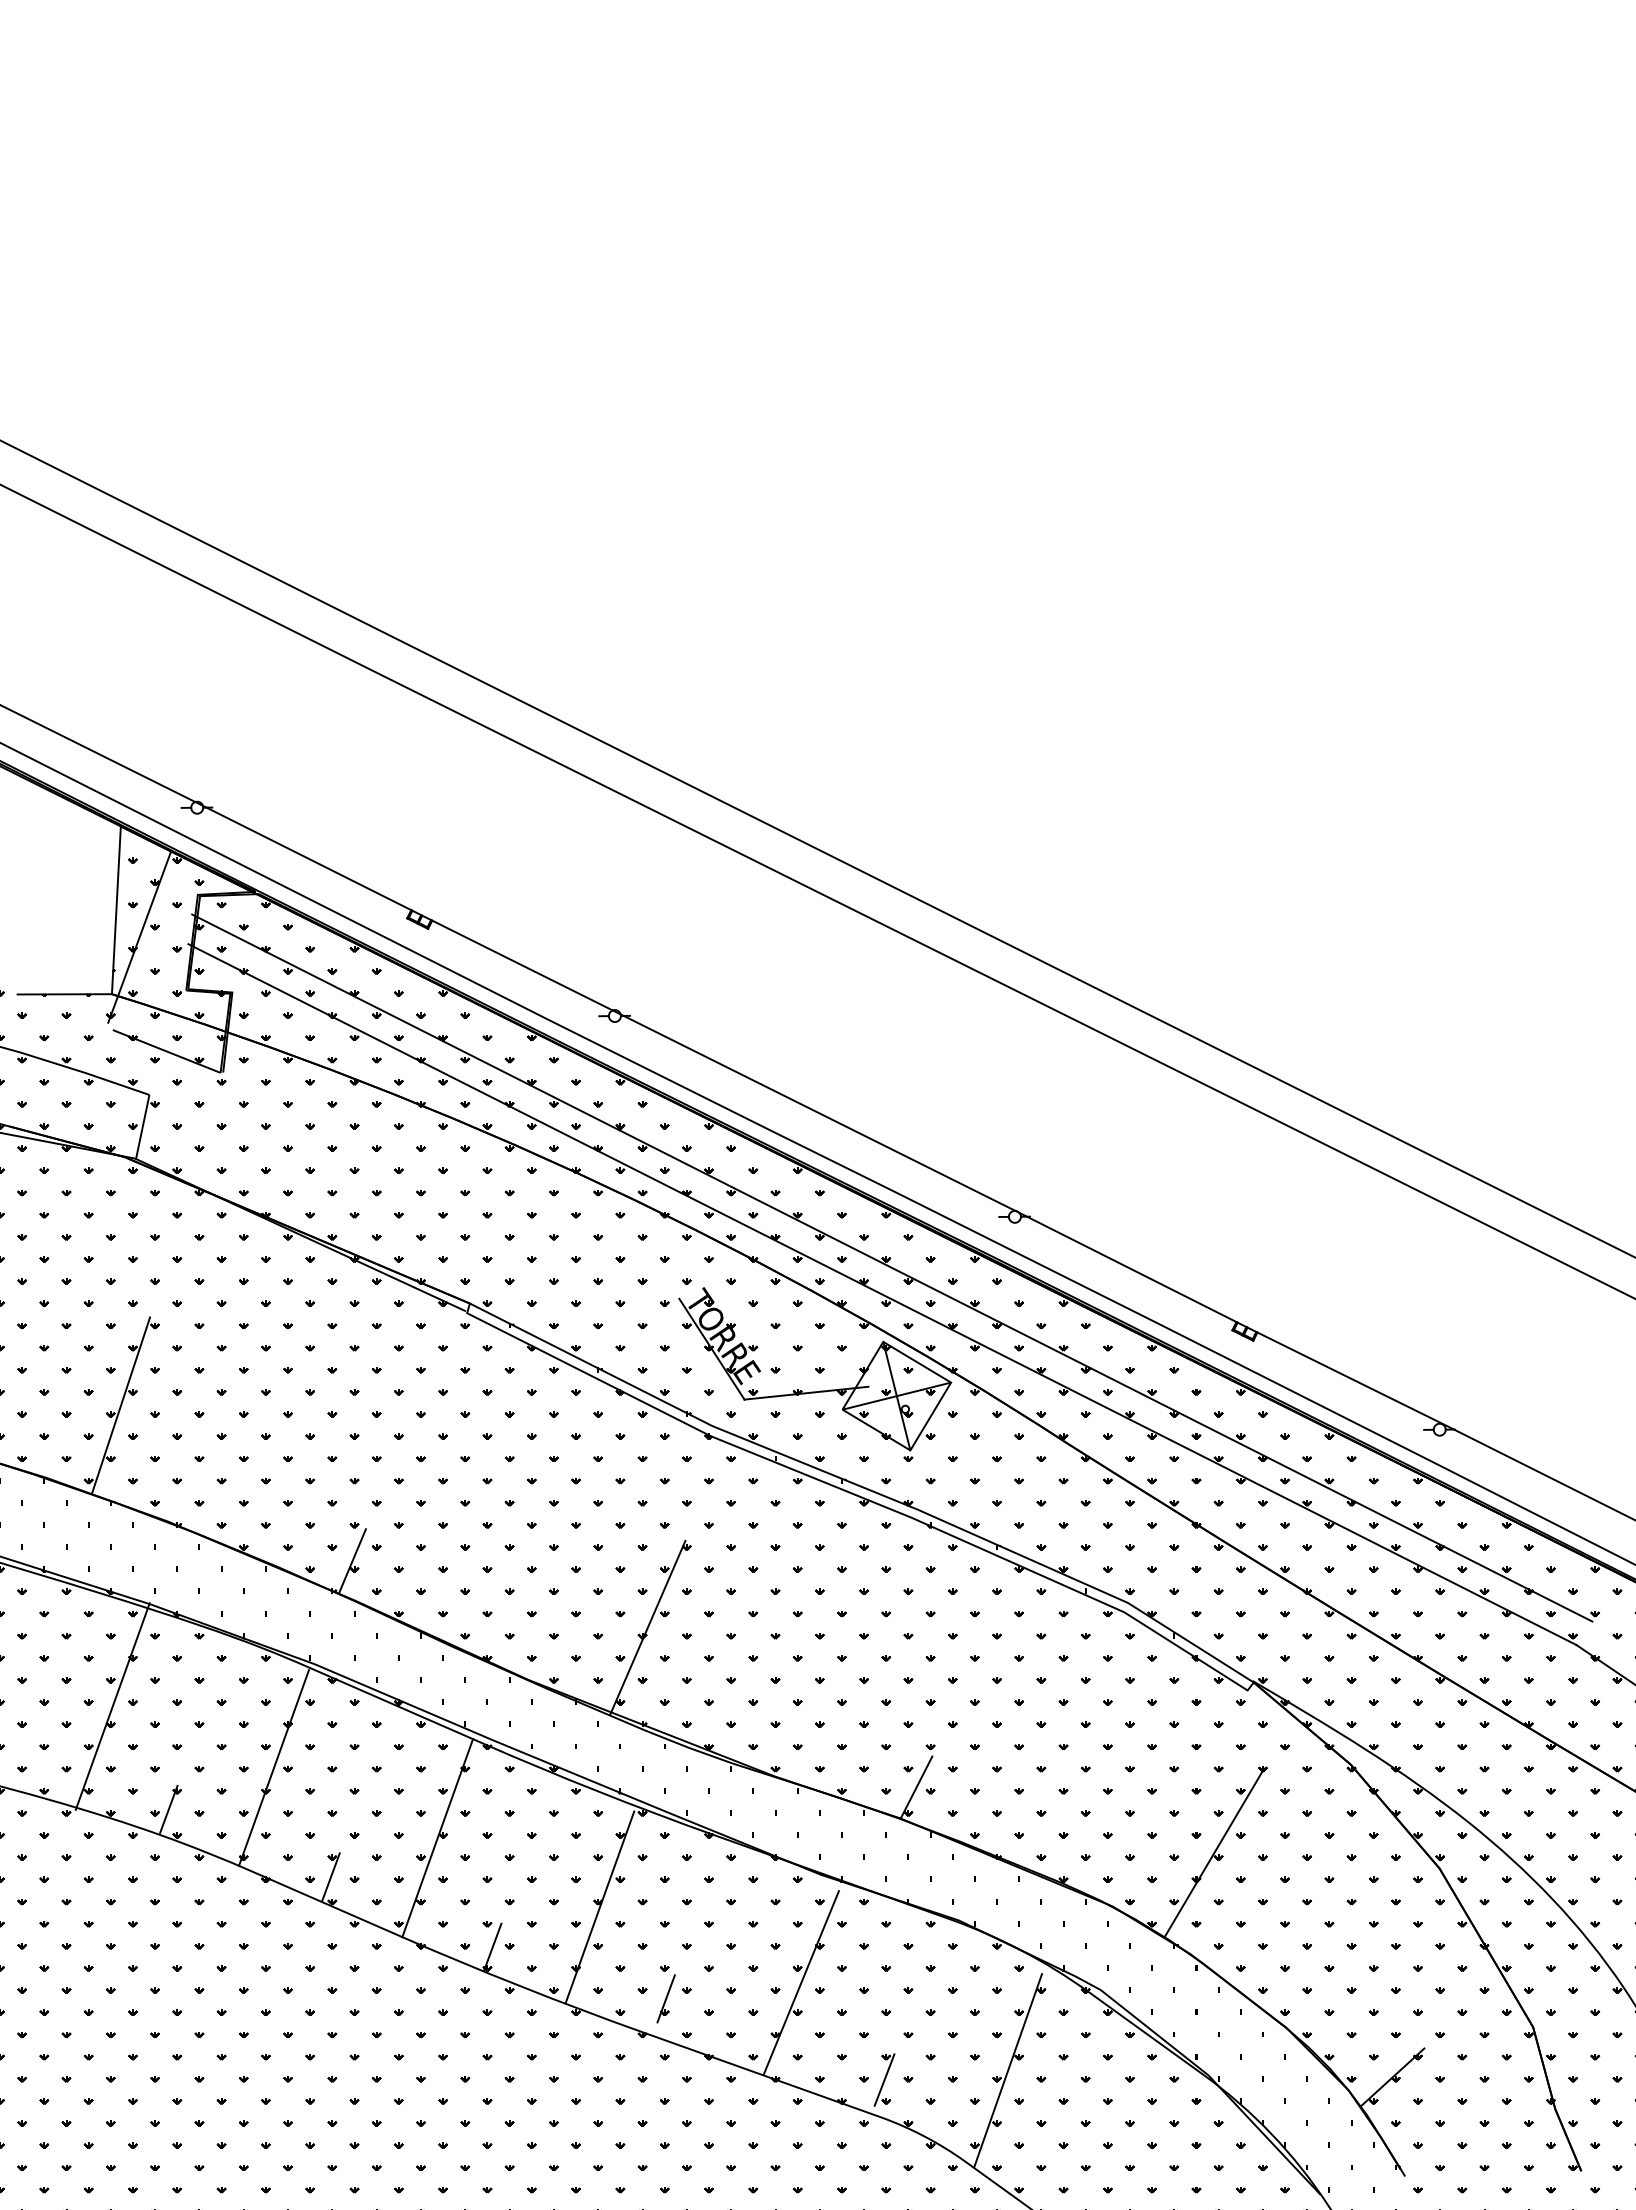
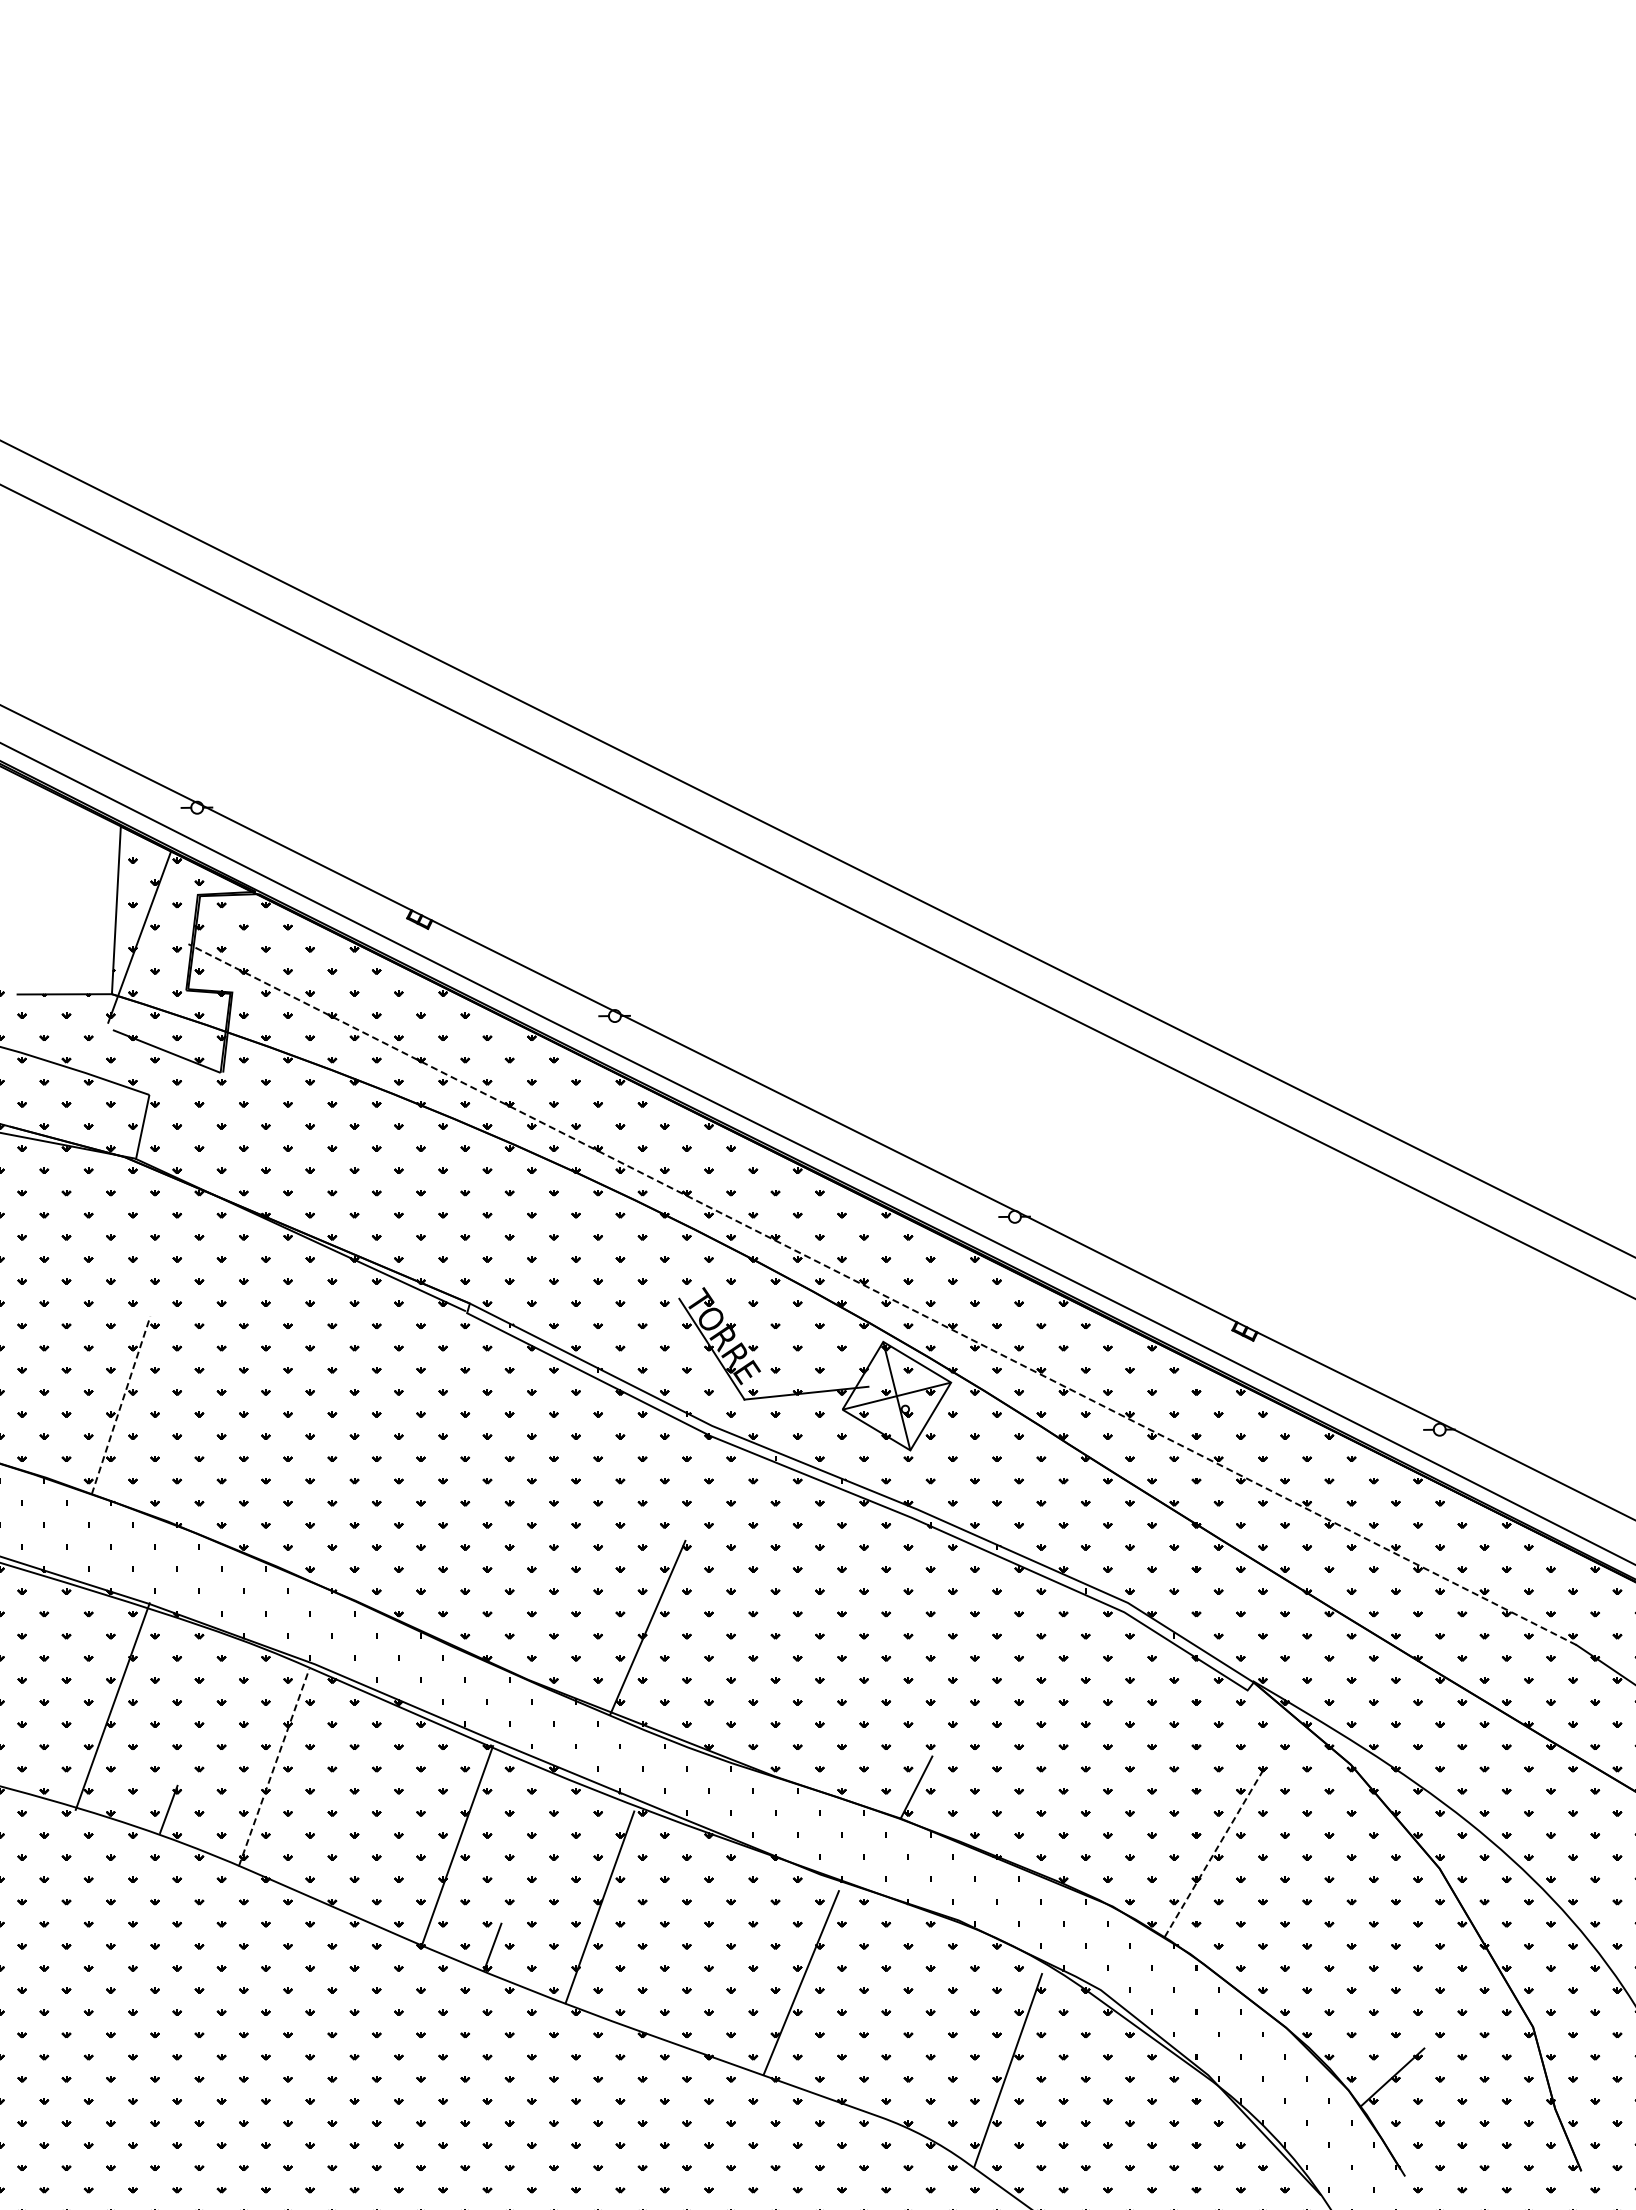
line: present -> none (892, 1267)
line: solid -> dashed (882, 1294)
line: solid -> dashed (121, 1405)
line: present -> none (352, 1561)
line: solid -> dashed (274, 1767)
line position: (437, 1838) -> (457, 1845) (457, 1845)
line: solid -> dashed (1214, 1852)
line: present -> none (330, 1876)
line: present -> none (665, 1998)
line: present -> none (884, 2079)
